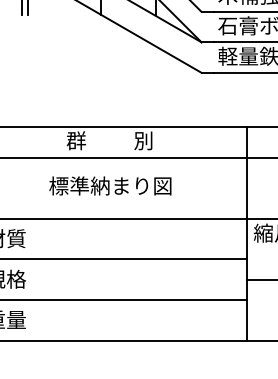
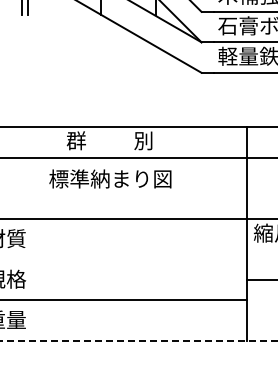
text position: (110, 185) -> (110, 178) (110, 178)
line: present -> none (125, 259)
line: solid -> dashed (139, 340)
